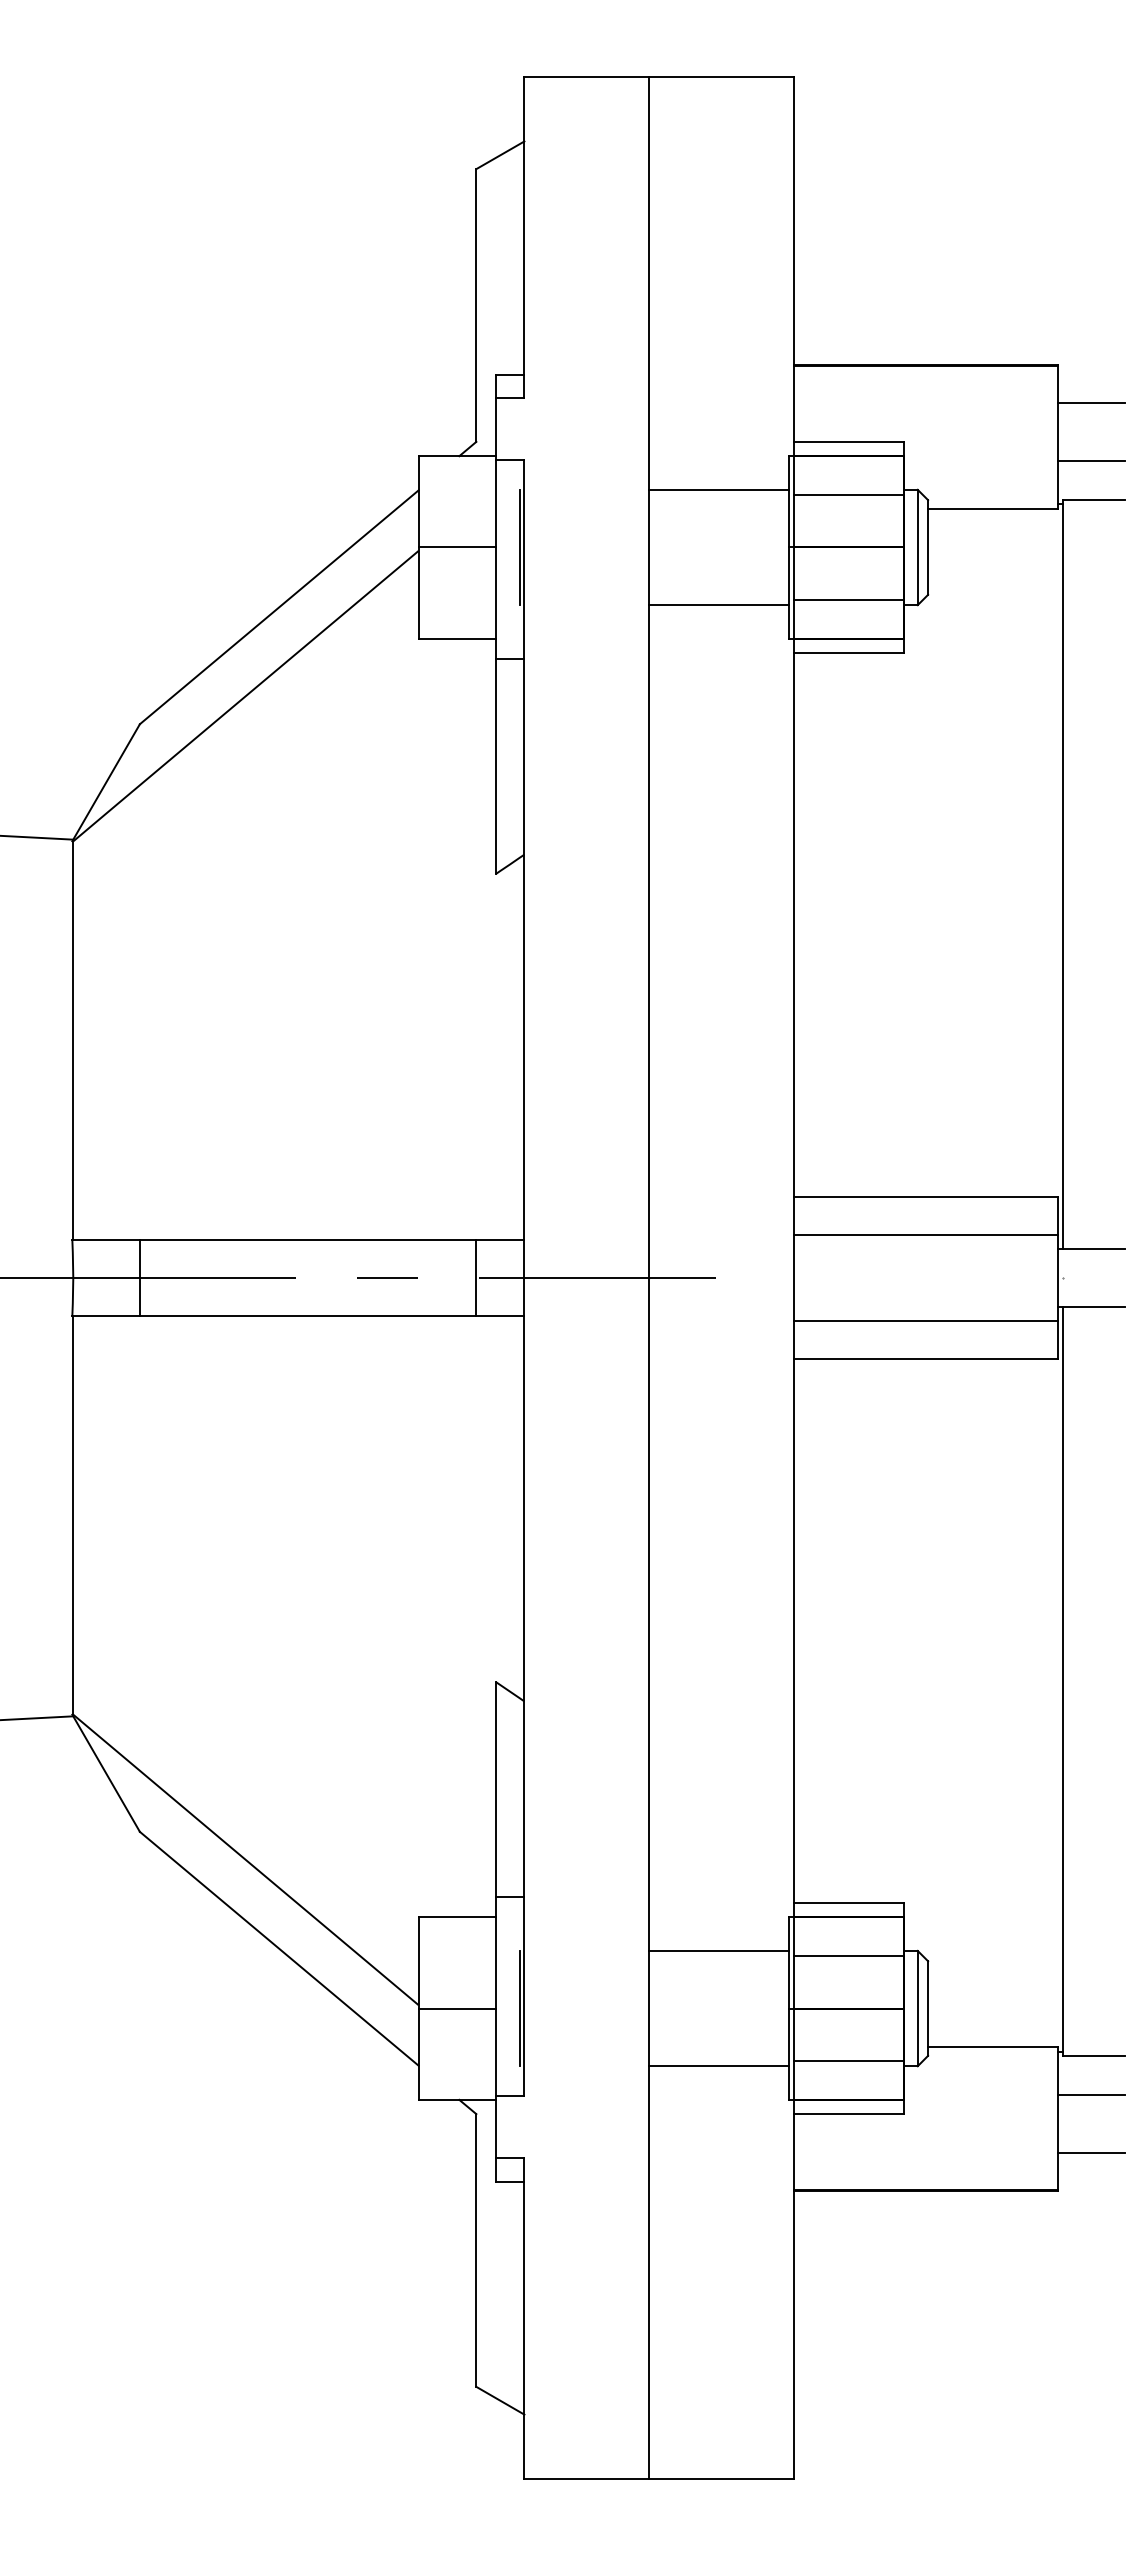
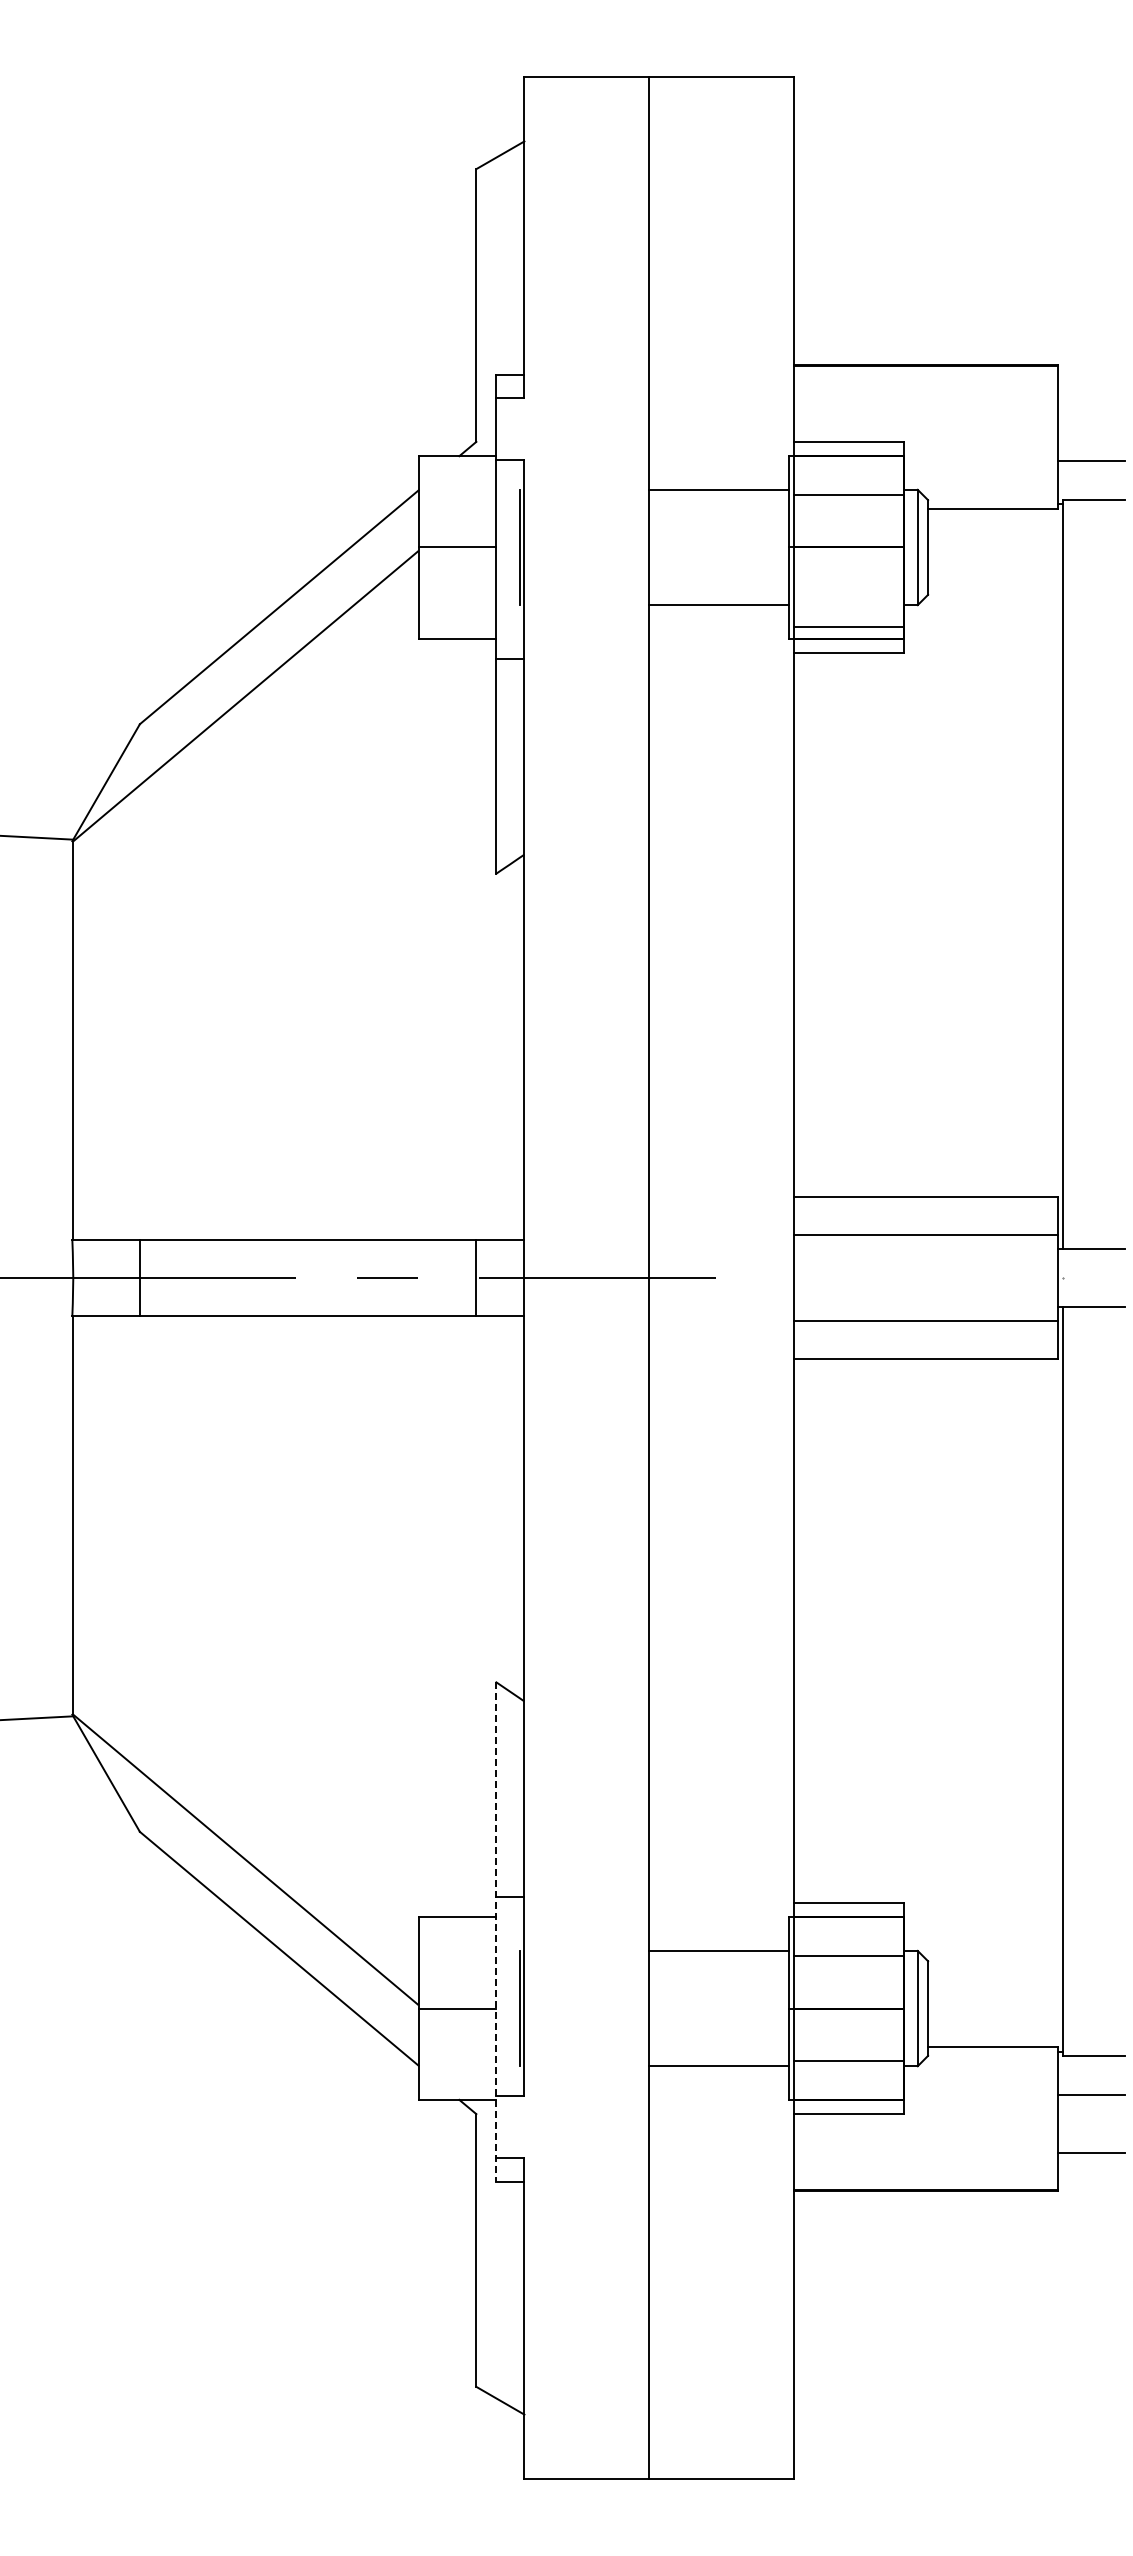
line: present -> none (1091, 403)
line position: (848, 600) -> (848, 627) (848, 627)
line: solid -> dashed (495, 1931)
